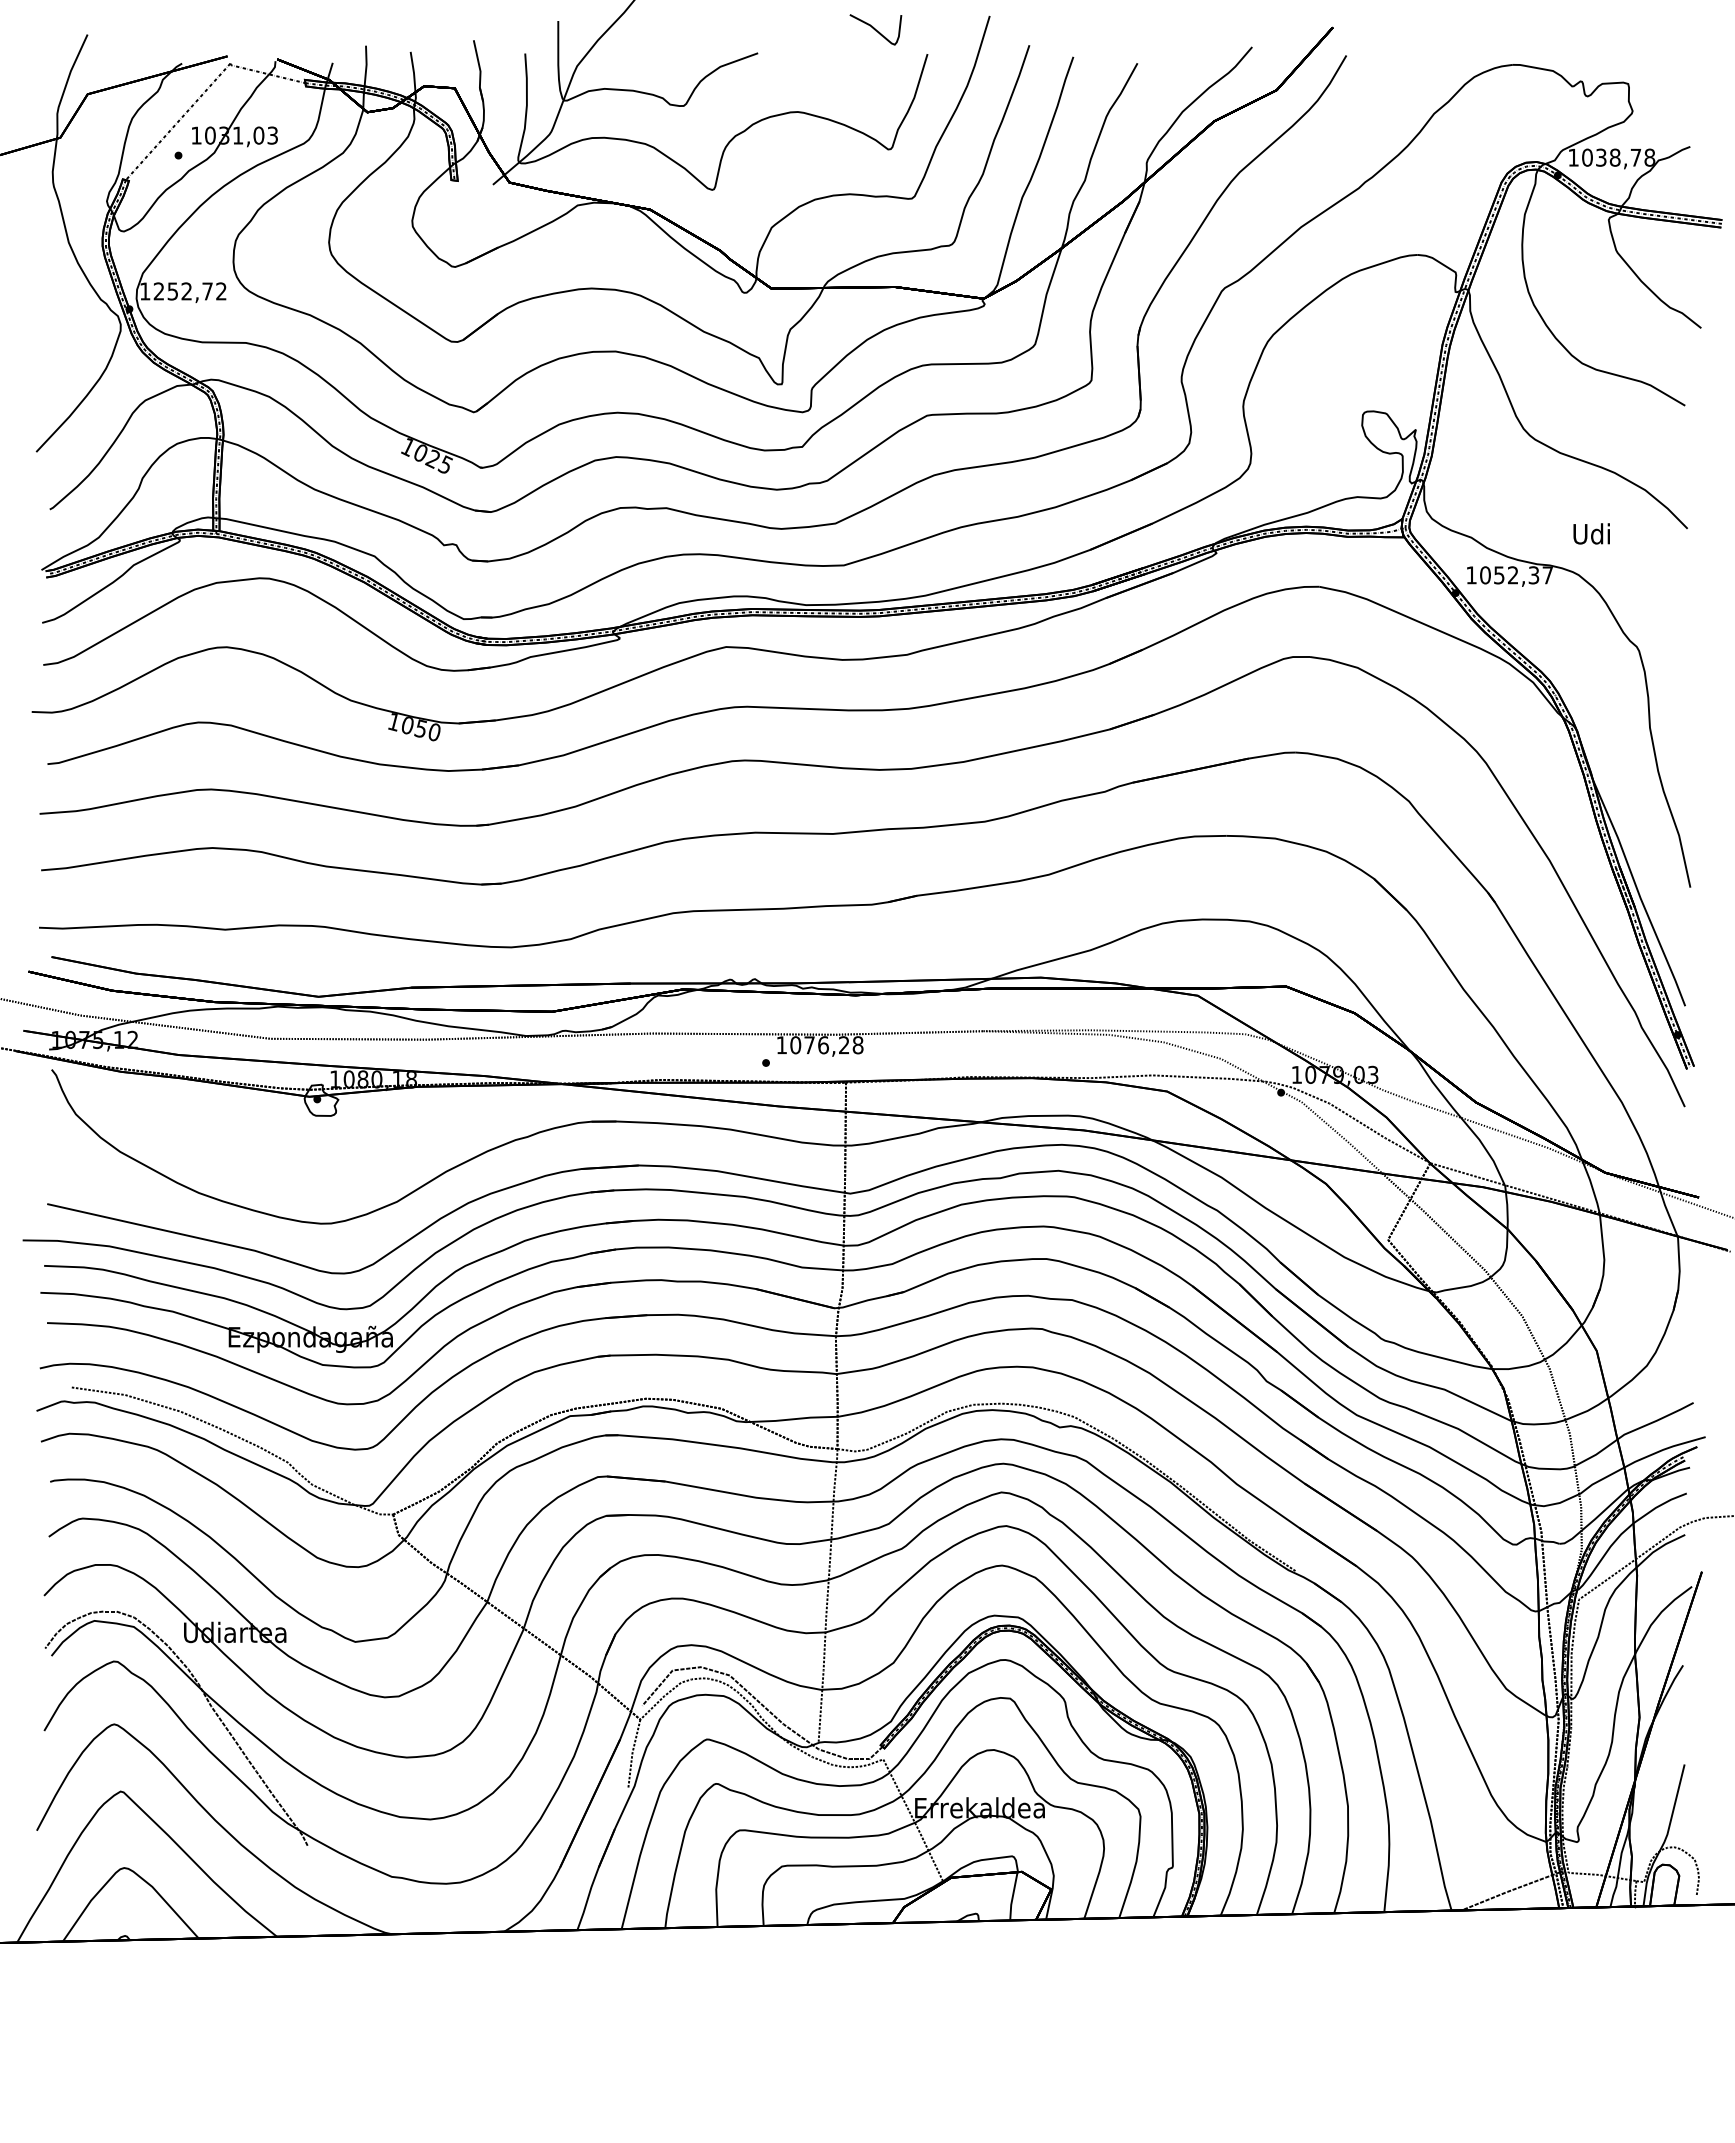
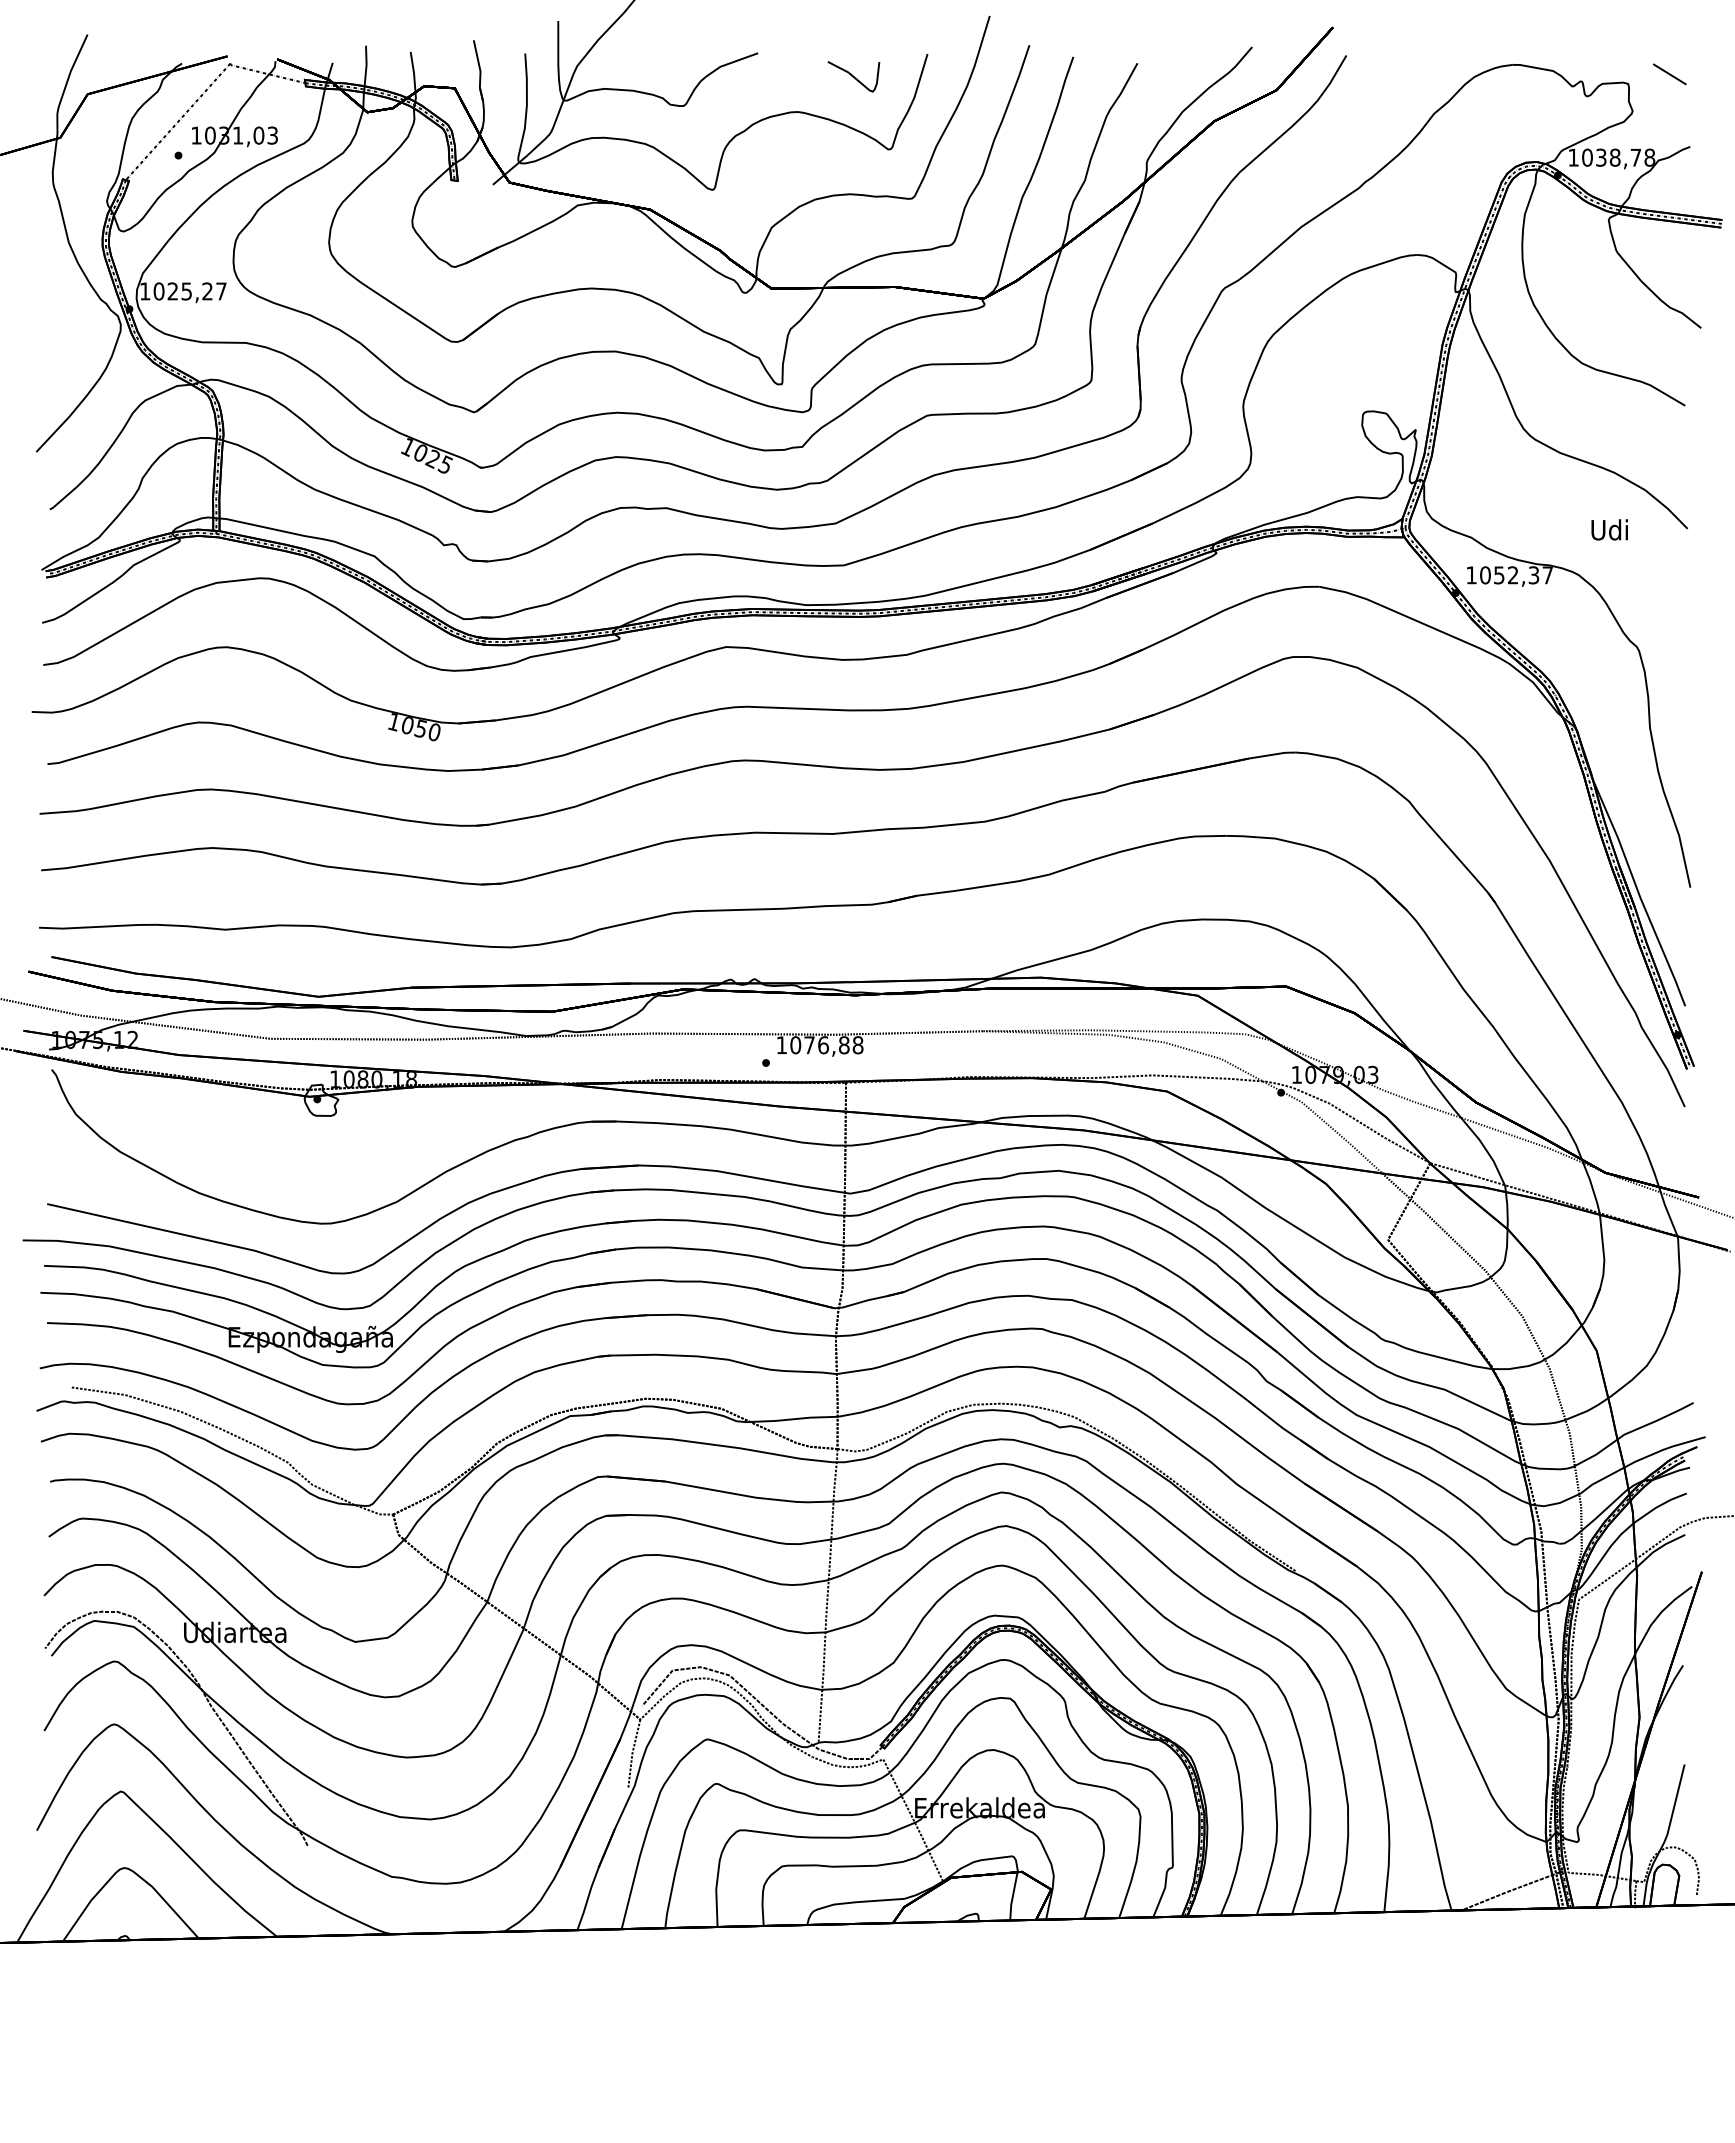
curve position: (875, 29) -> (853, 76) (853, 76)
line: none -> present (1669, 74)
text: 1252,72 -> 1025,27 (189, 291)
text position: (1591, 533) -> (1609, 529) (1609, 529)
text: 1076,28 -> 1076,88 (843, 1045)
